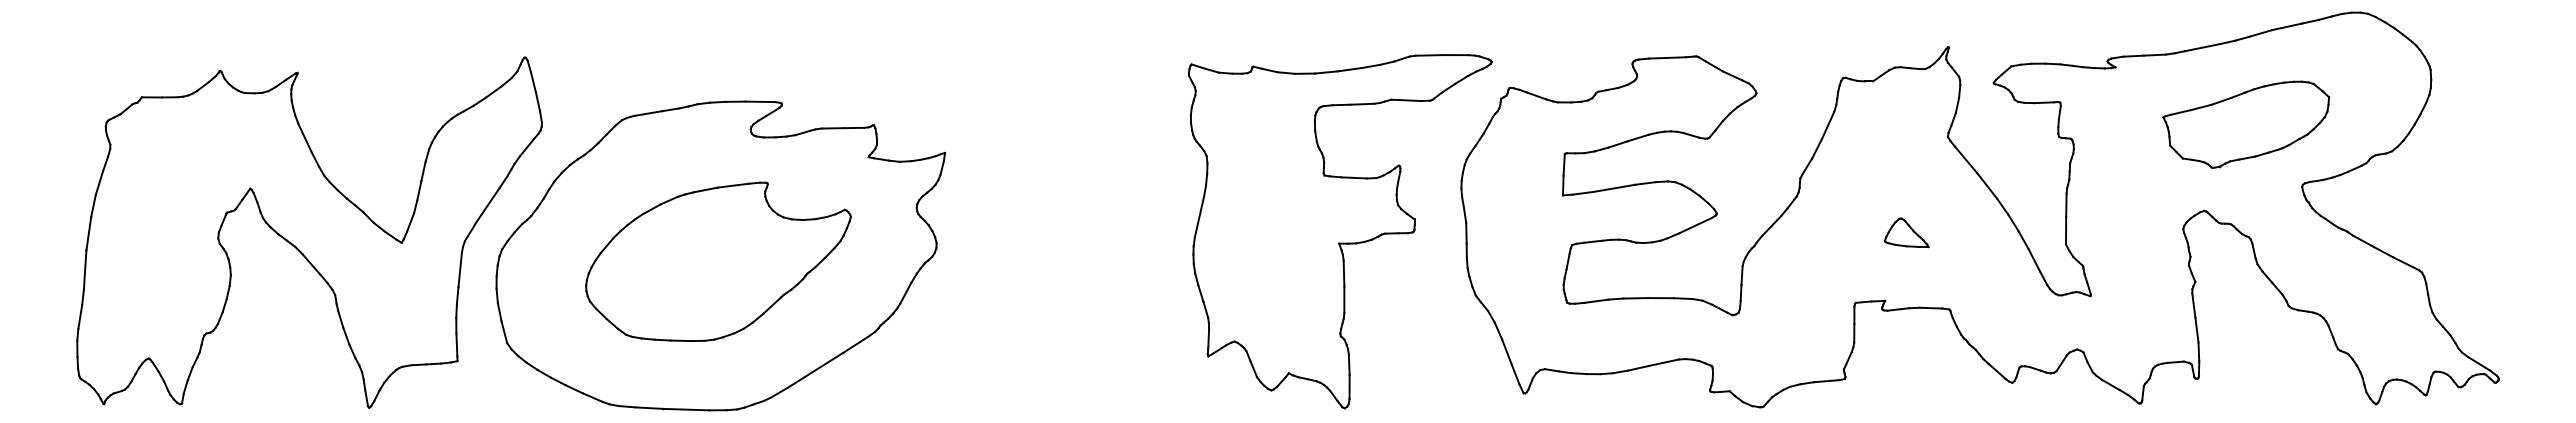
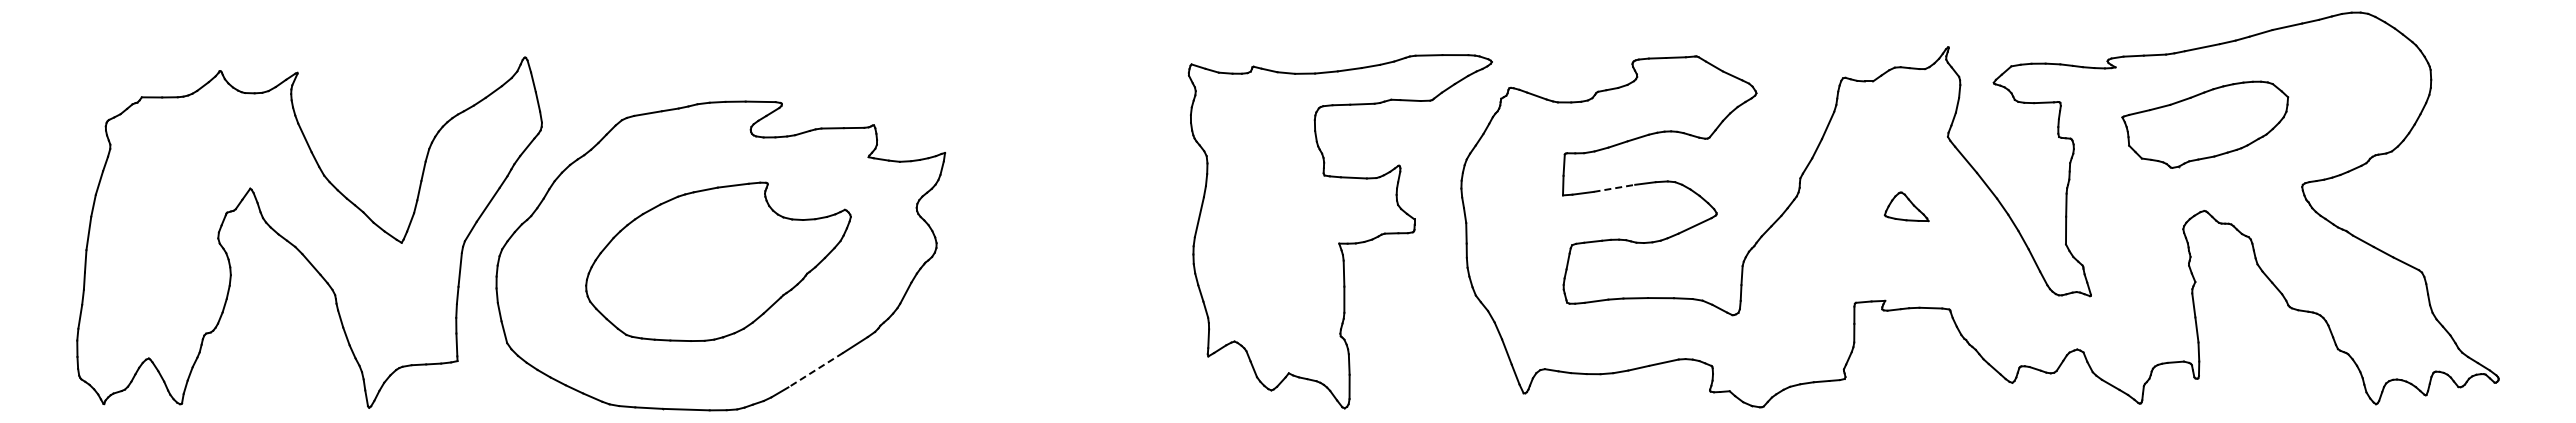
part position: (2246, 124) -> (2205, 124) (2205, 124)
line: solid -> dashed (1614, 188)
part position: (1906, 232) -> (1906, 206) (1906, 206)
line: solid -> dashed (815, 370)
